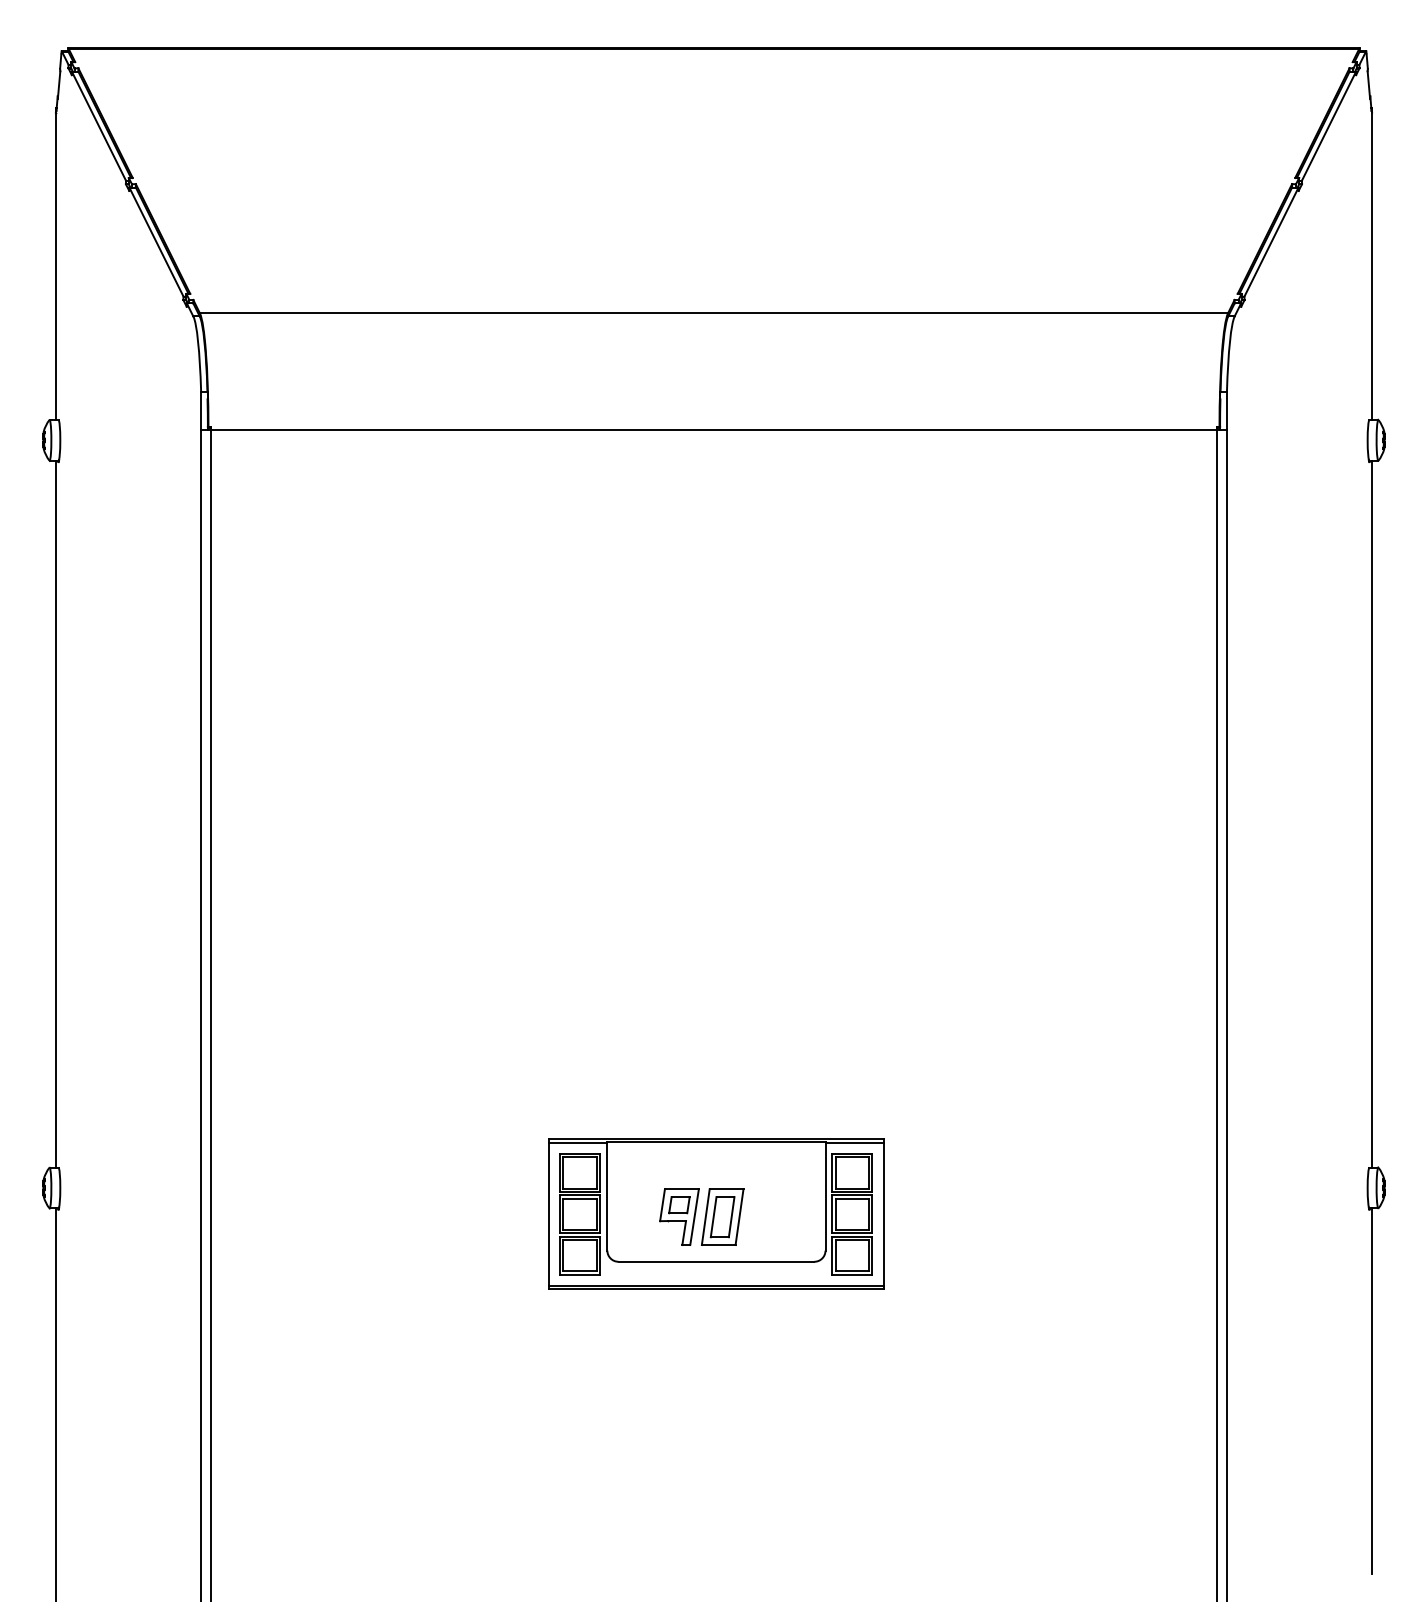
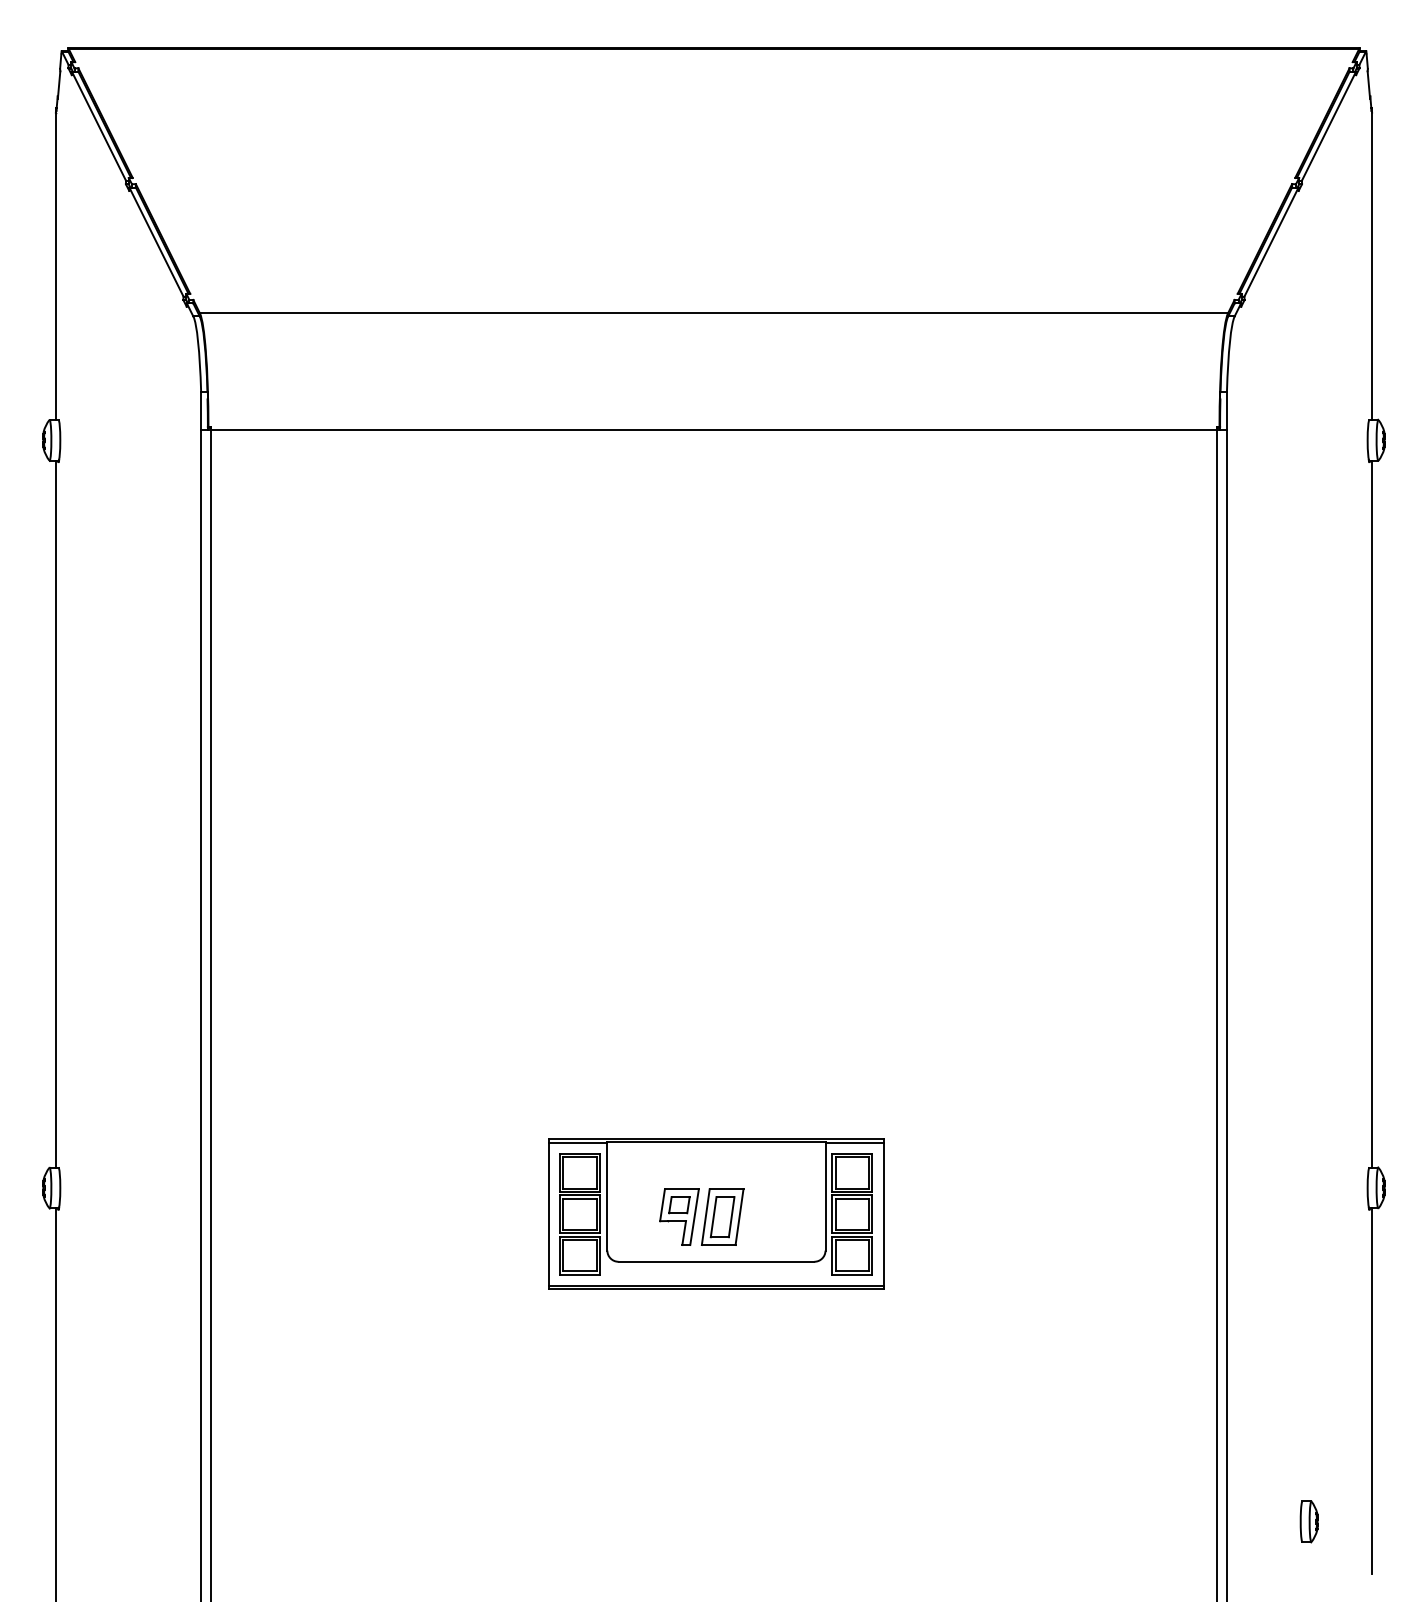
part: none -> present (1308, 1521)
